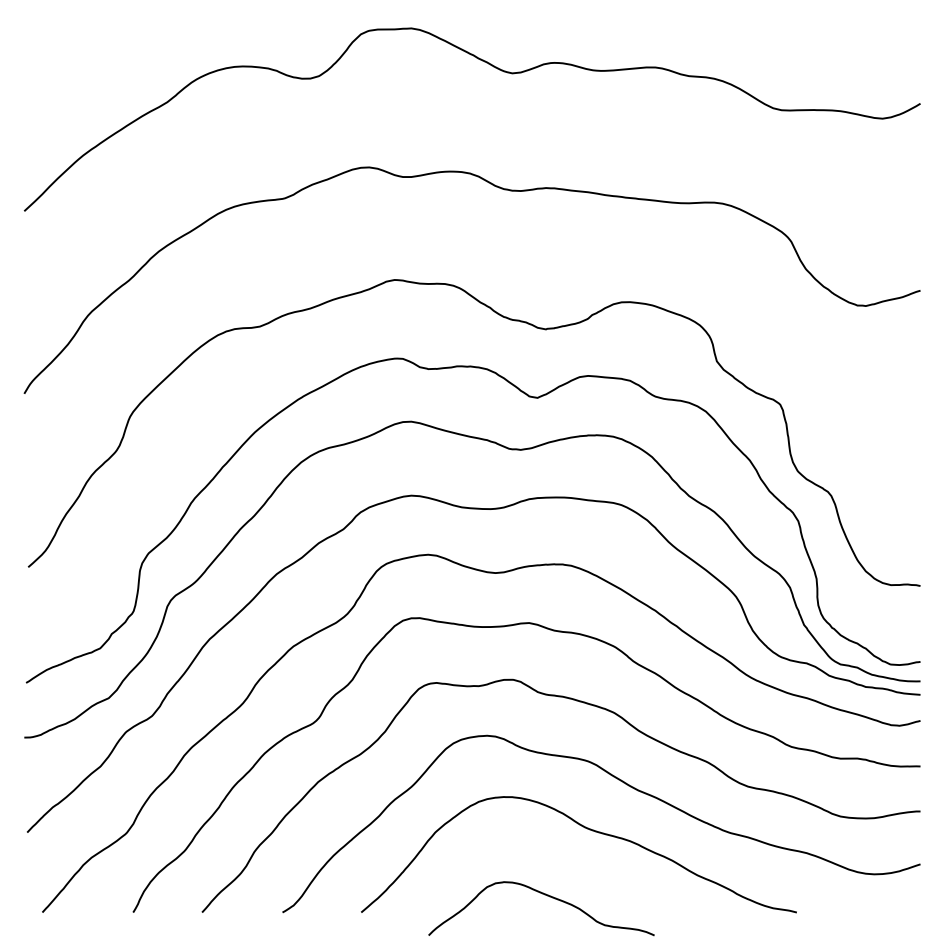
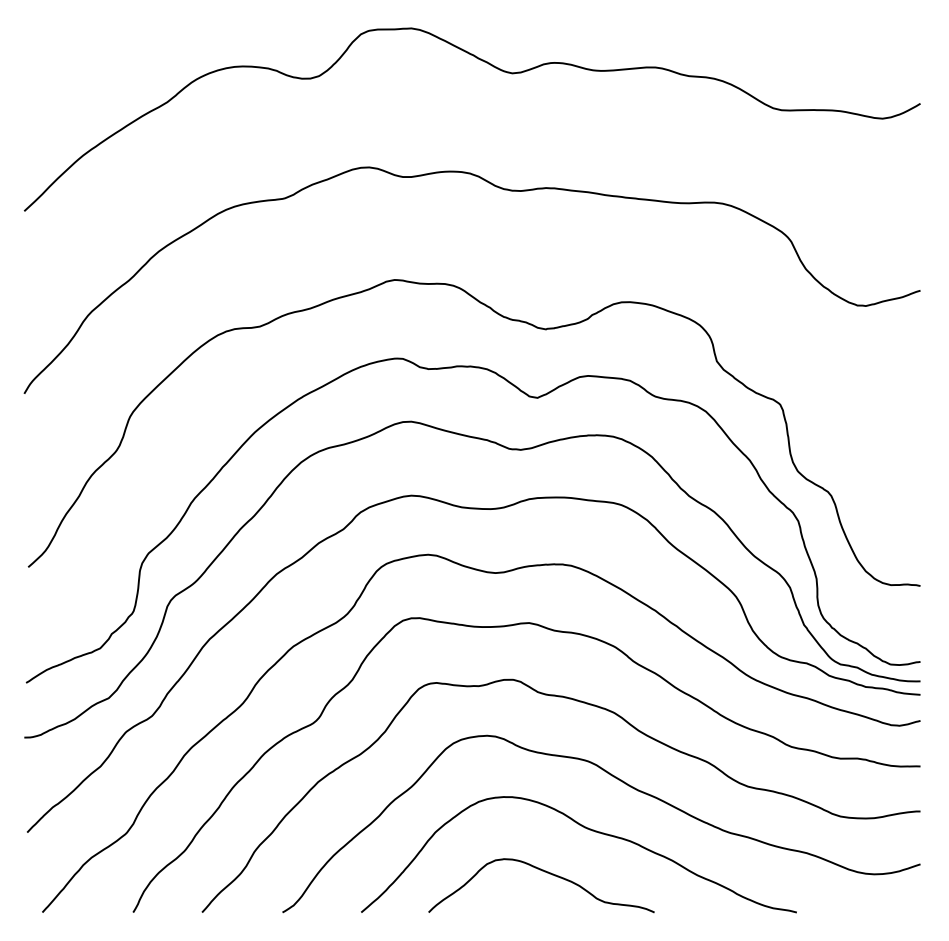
curve position: (544, 895) -> (544, 872) (544, 872)
